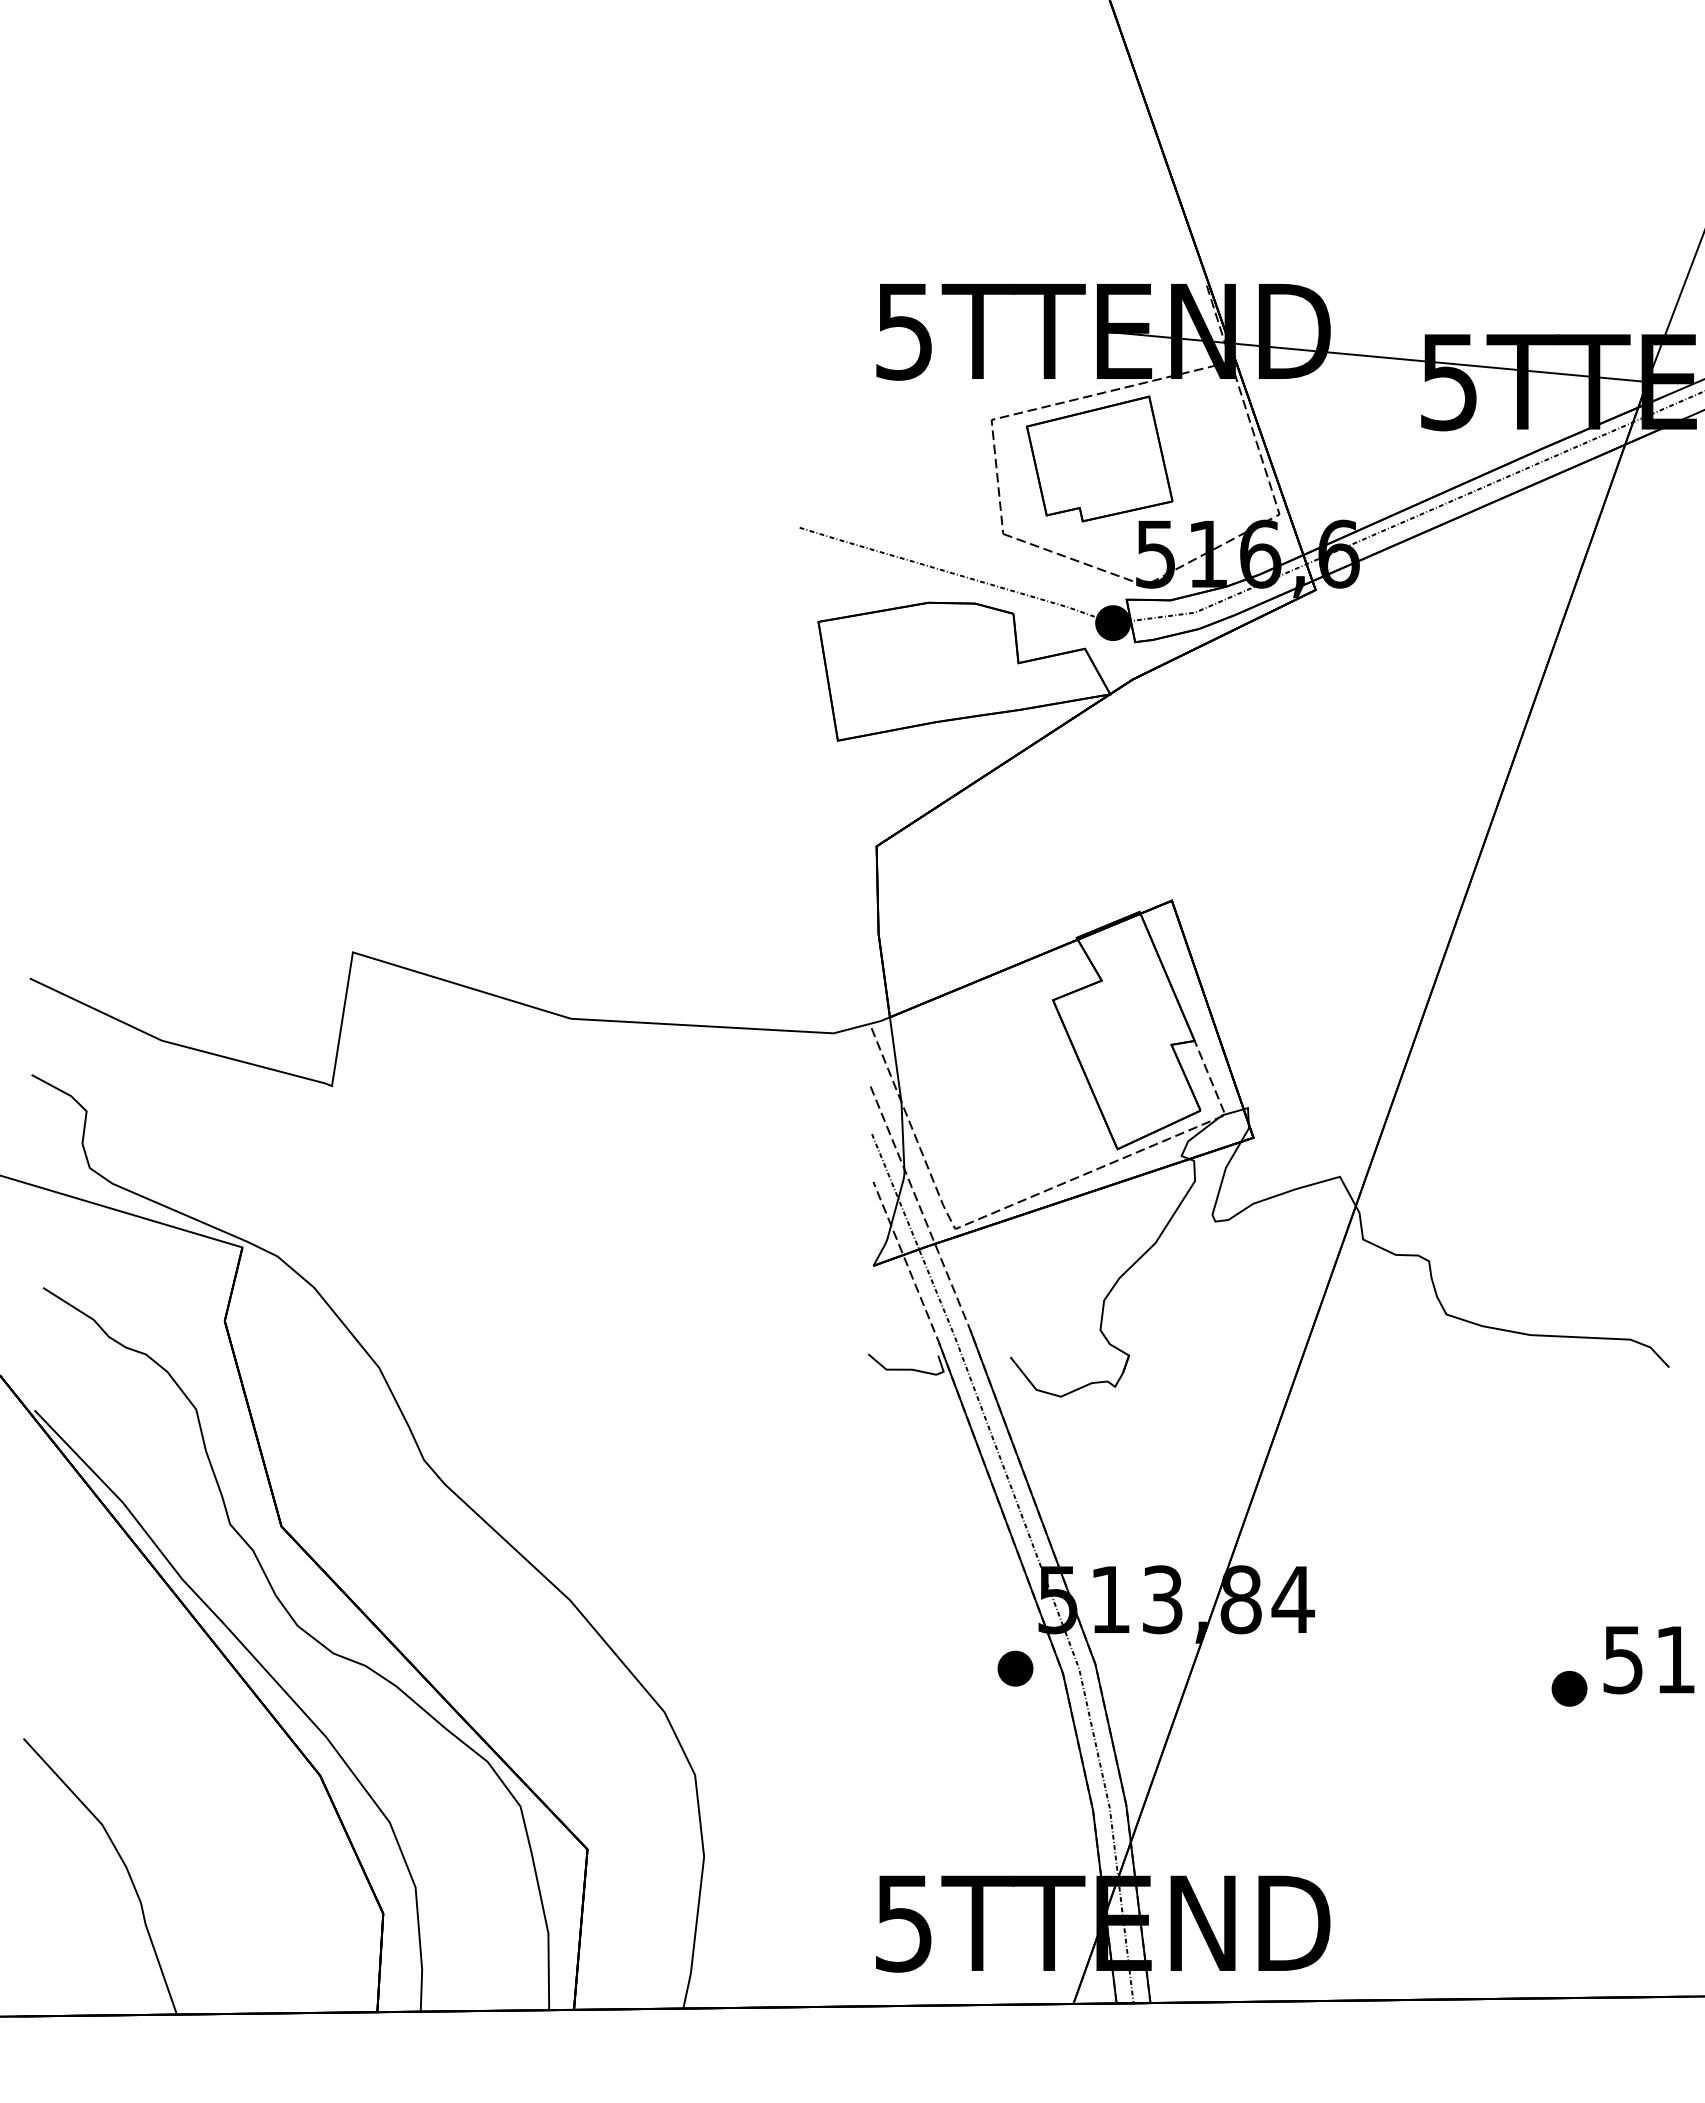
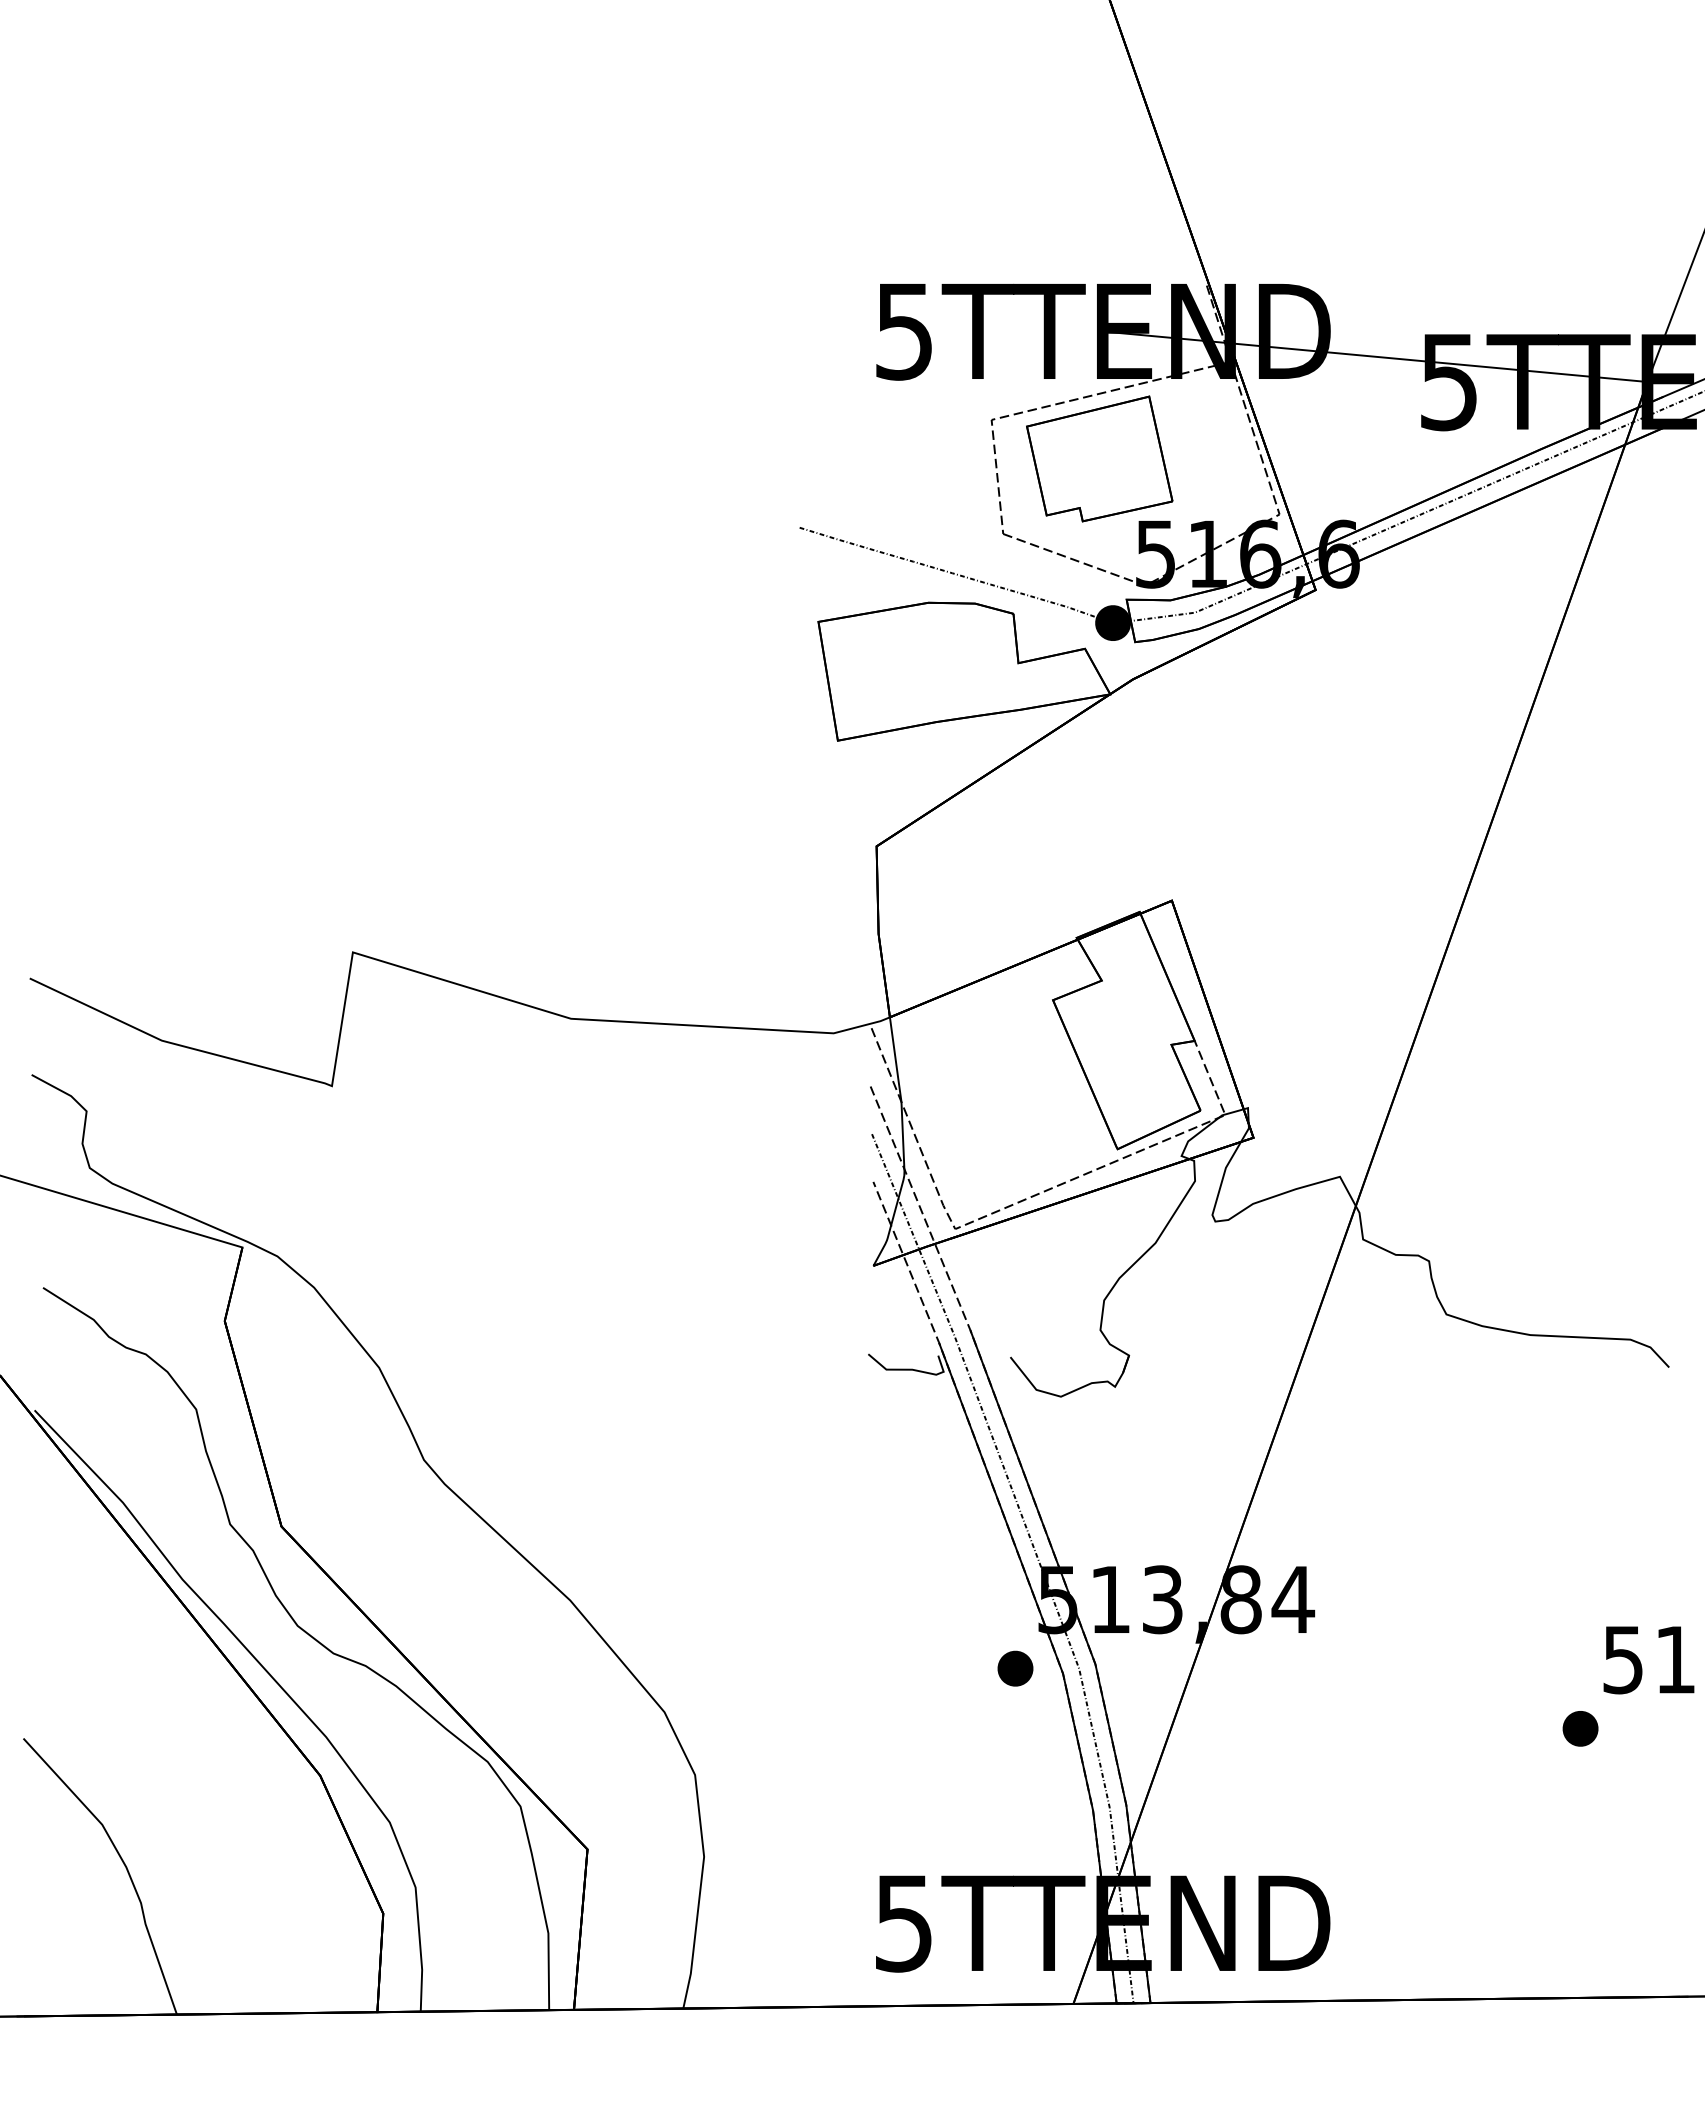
part position: (1569, 1688) -> (1580, 1728) (1580, 1728)
